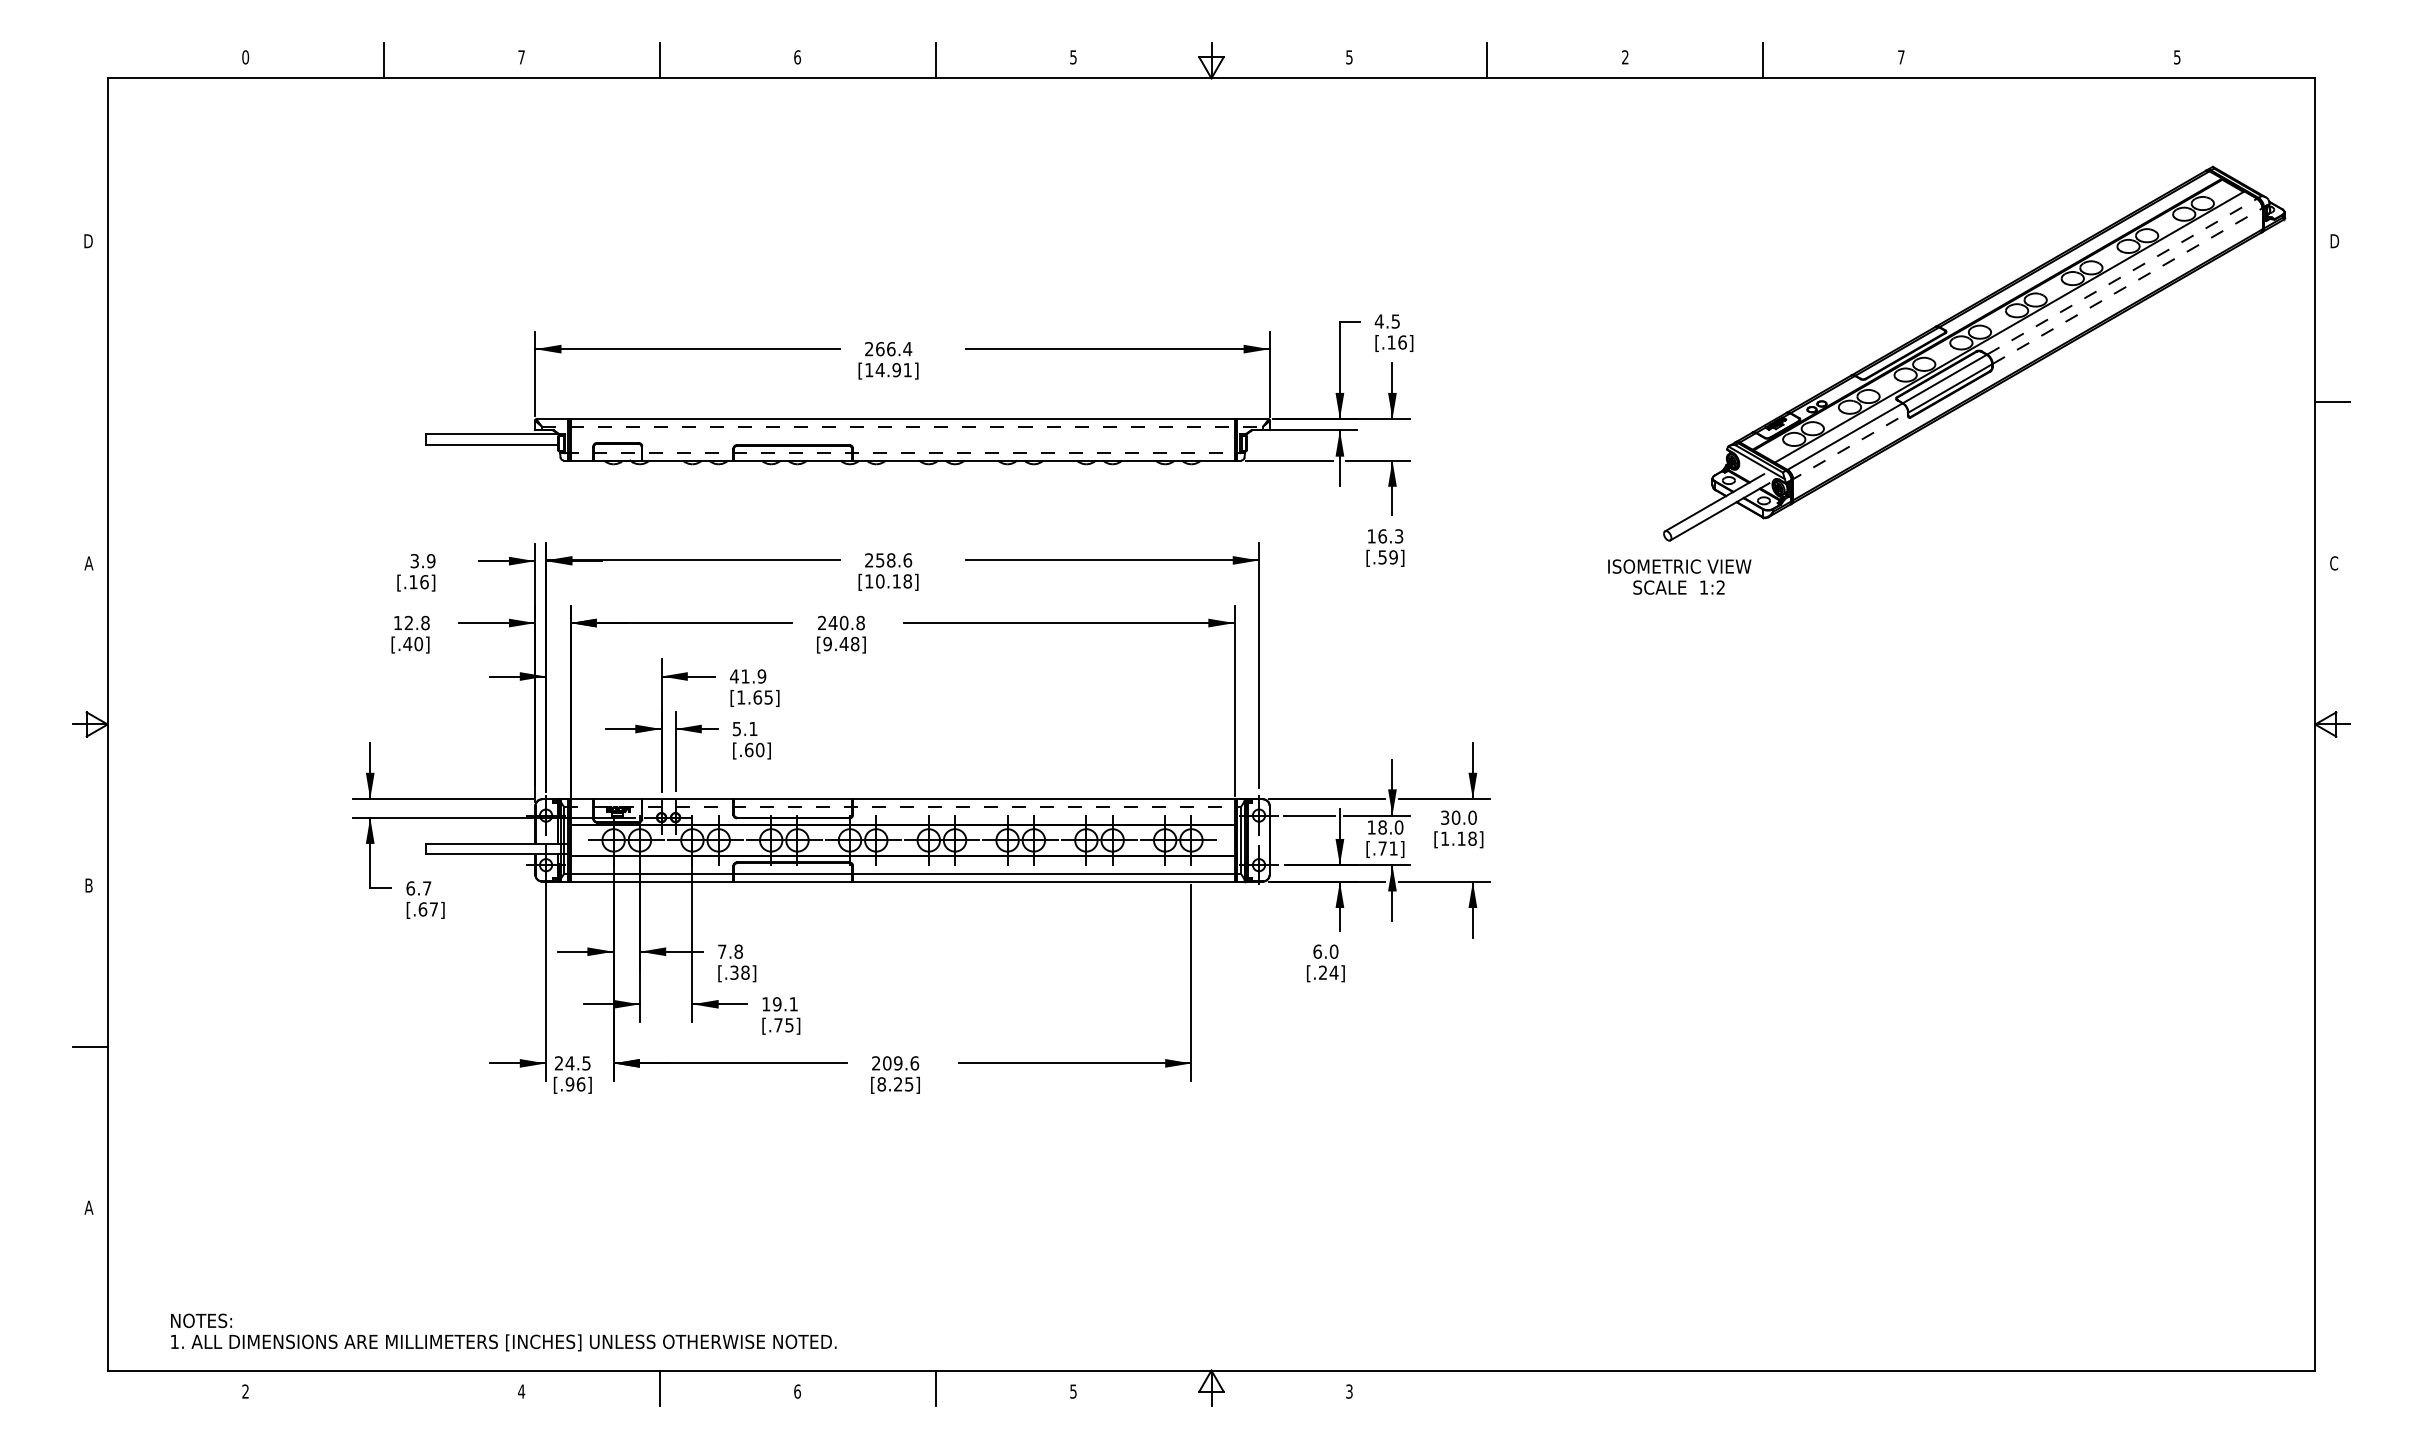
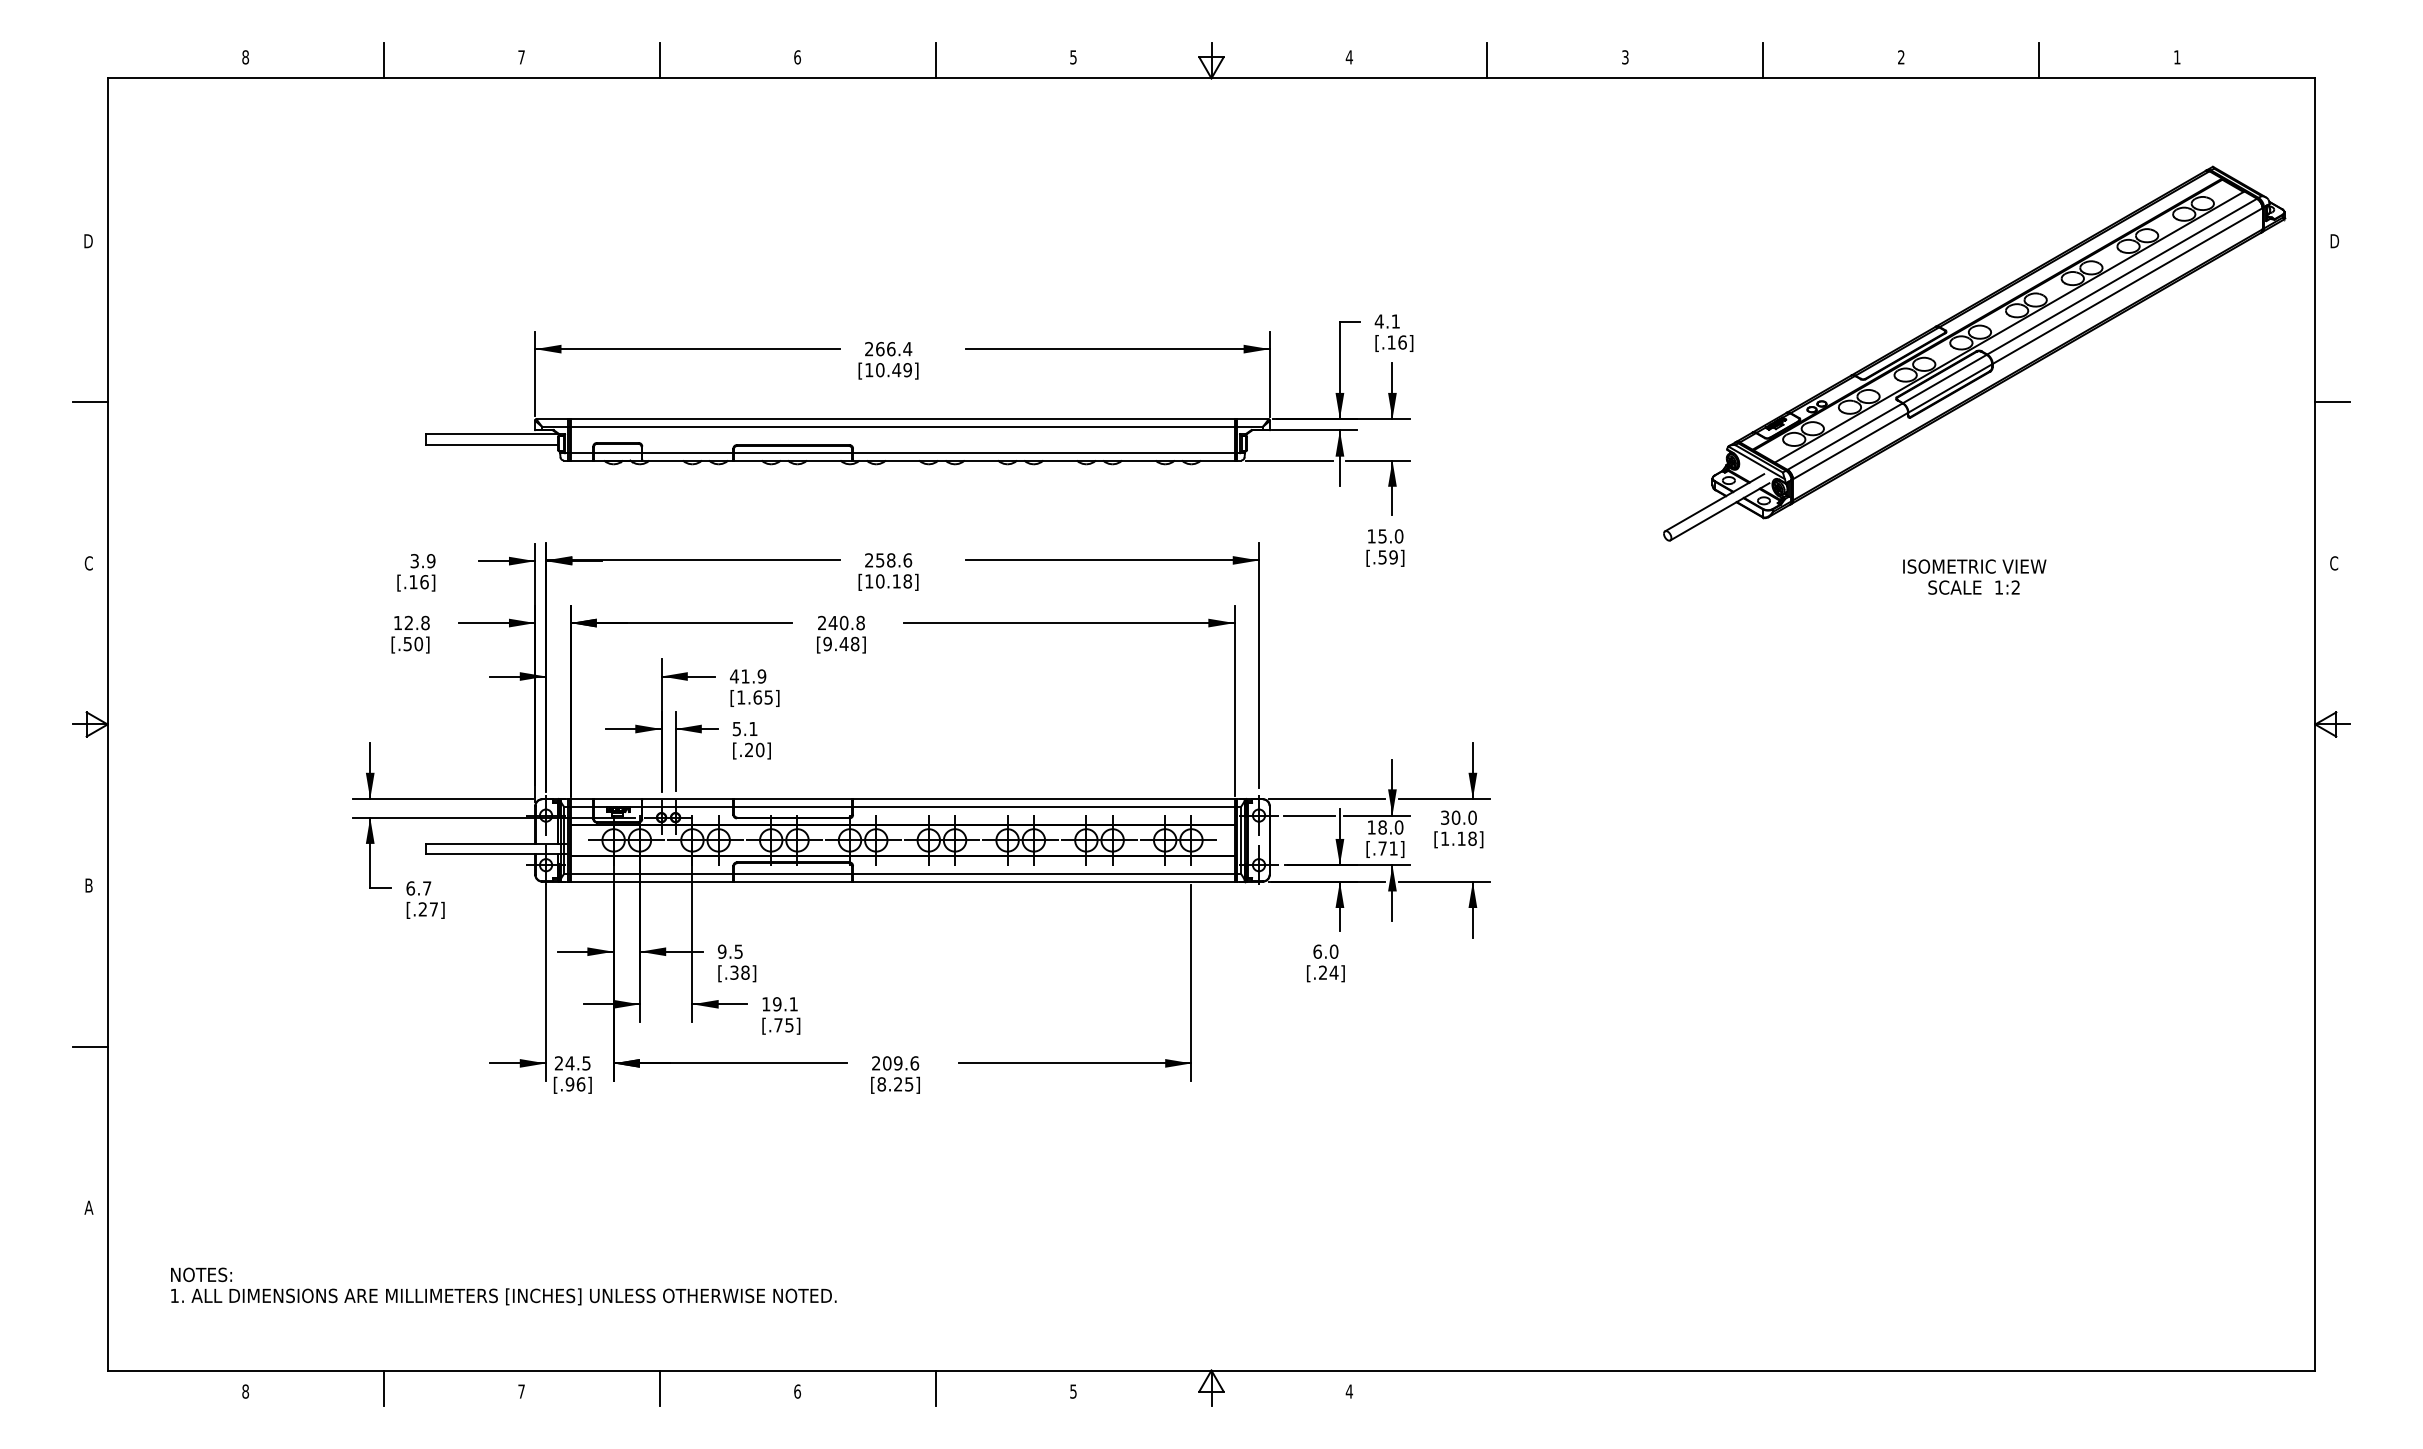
text: 0 -> 8 (245, 57)
text: 5 -> 4 (1349, 57)
text: 2 -> 3 (1625, 57)
text: 7 -> 2 (1901, 57)
text: 5 -> 1 (2177, 57)
line: none -> present (2039, 60)
line: dashed -> solid (2124, 275)
line: dashed -> solid (2129, 284)
text: 4.5 -> 4.1 (1395, 321)
text: [14.91] -> [10.49] (893, 370)
line: none -> present (89, 402)
line: dashed -> solid (903, 426)
line: dashed -> solid (1848, 447)
line: dashed -> solid (902, 452)
text: 16.3 -> 15.0 (1390, 536)
text: A -> C (88, 563)
text position: (1679, 576) -> (1974, 576) (1974, 576)
text: [.40] -> [.50] (407, 644)
text: [.60] -> [.20] (749, 749)
line: dashed -> solid (902, 806)
text: [.67] -> [.27] (422, 909)
text: 7.8 -> 9.5 (729, 951)
text position: (503, 1332) -> (503, 1286) (503, 1286)
line: none -> present (383, 1387)
text: 2 -> 8 (245, 1391)
text: 4 -> 7 (521, 1391)
text: 3 -> 4 (1349, 1391)
